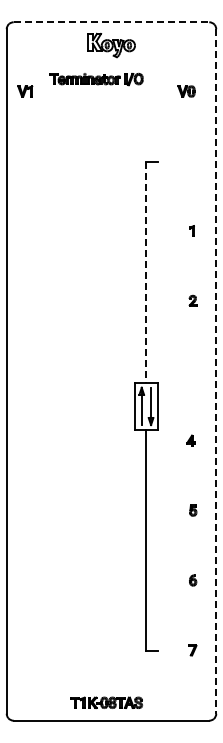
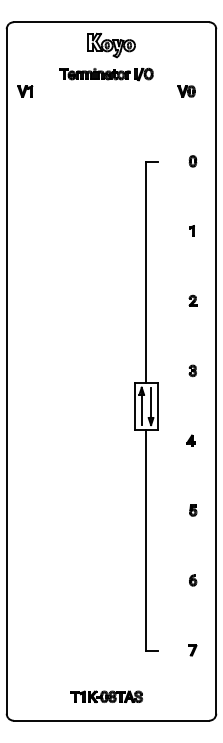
line: dashed -> solid (111, 22)
part position: (96, 79) -> (106, 74) (106, 74)
part: none -> present (192, 161)
line: dashed -> solid (146, 272)
part: none -> present (192, 370)
line: dashed -> solid (216, 371)
part position: (106, 702) -> (106, 696) (106, 696)
